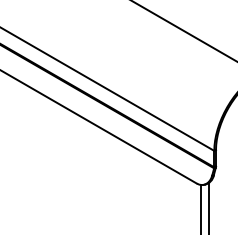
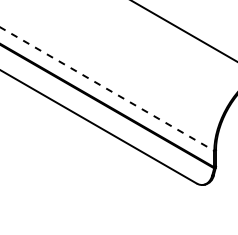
line: solid -> dashed (107, 89)
line: present -> none (200, 207)
line: present -> none (208, 207)
